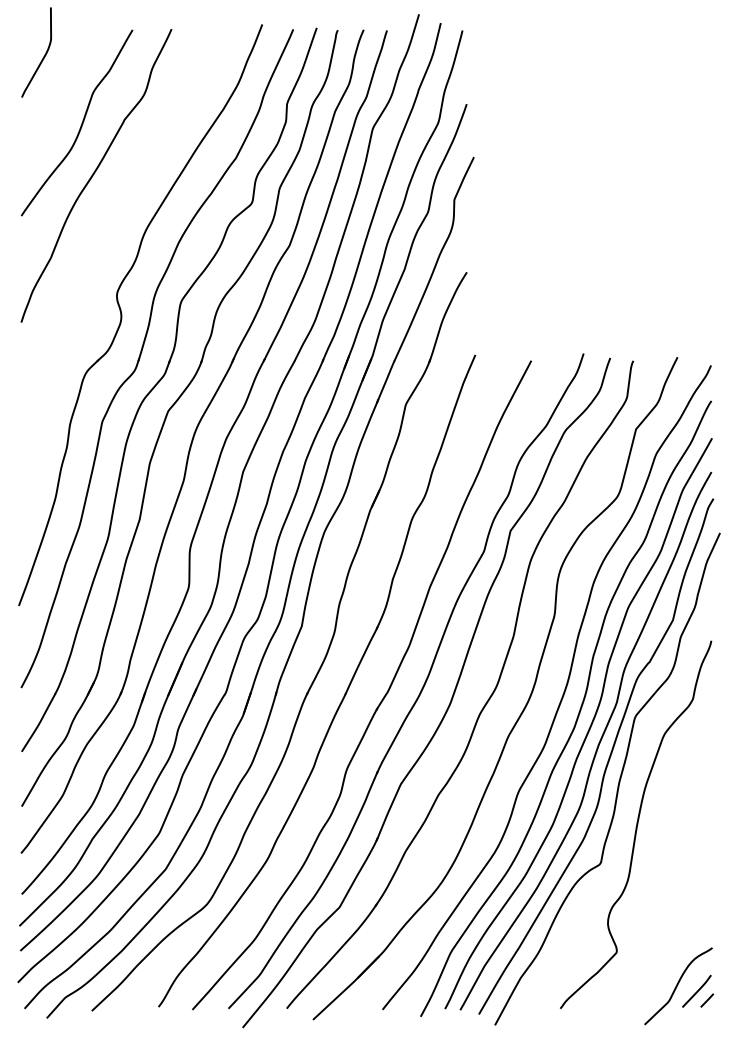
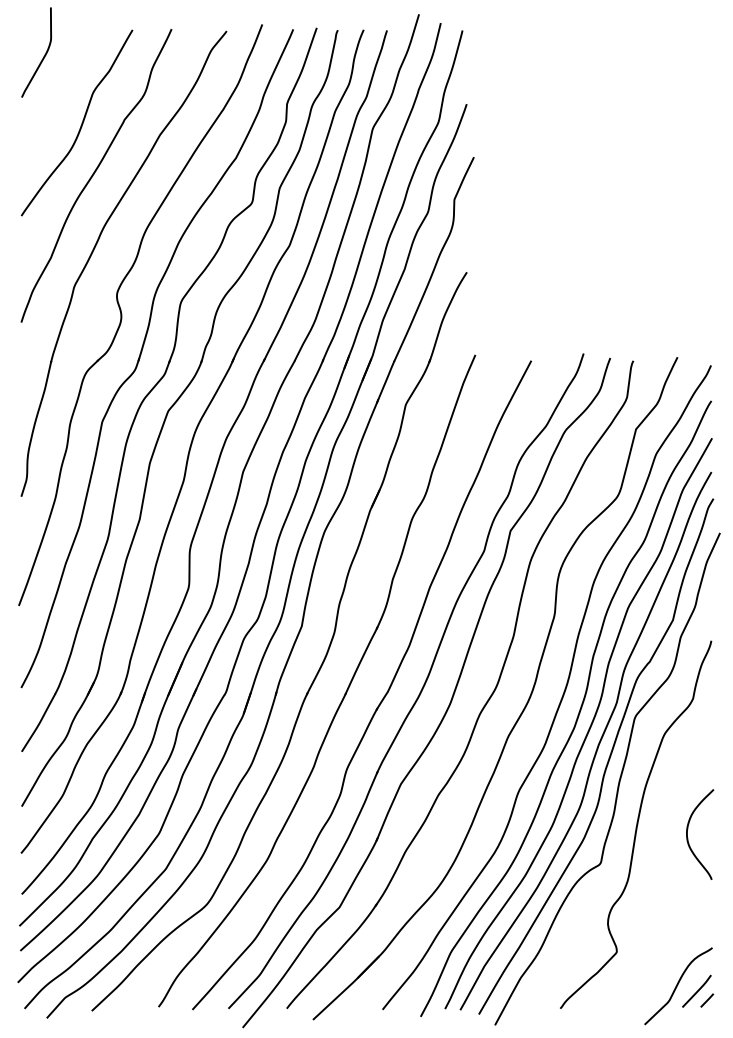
part: none -> present (95, 248)
curve: none -> present (688, 838)
